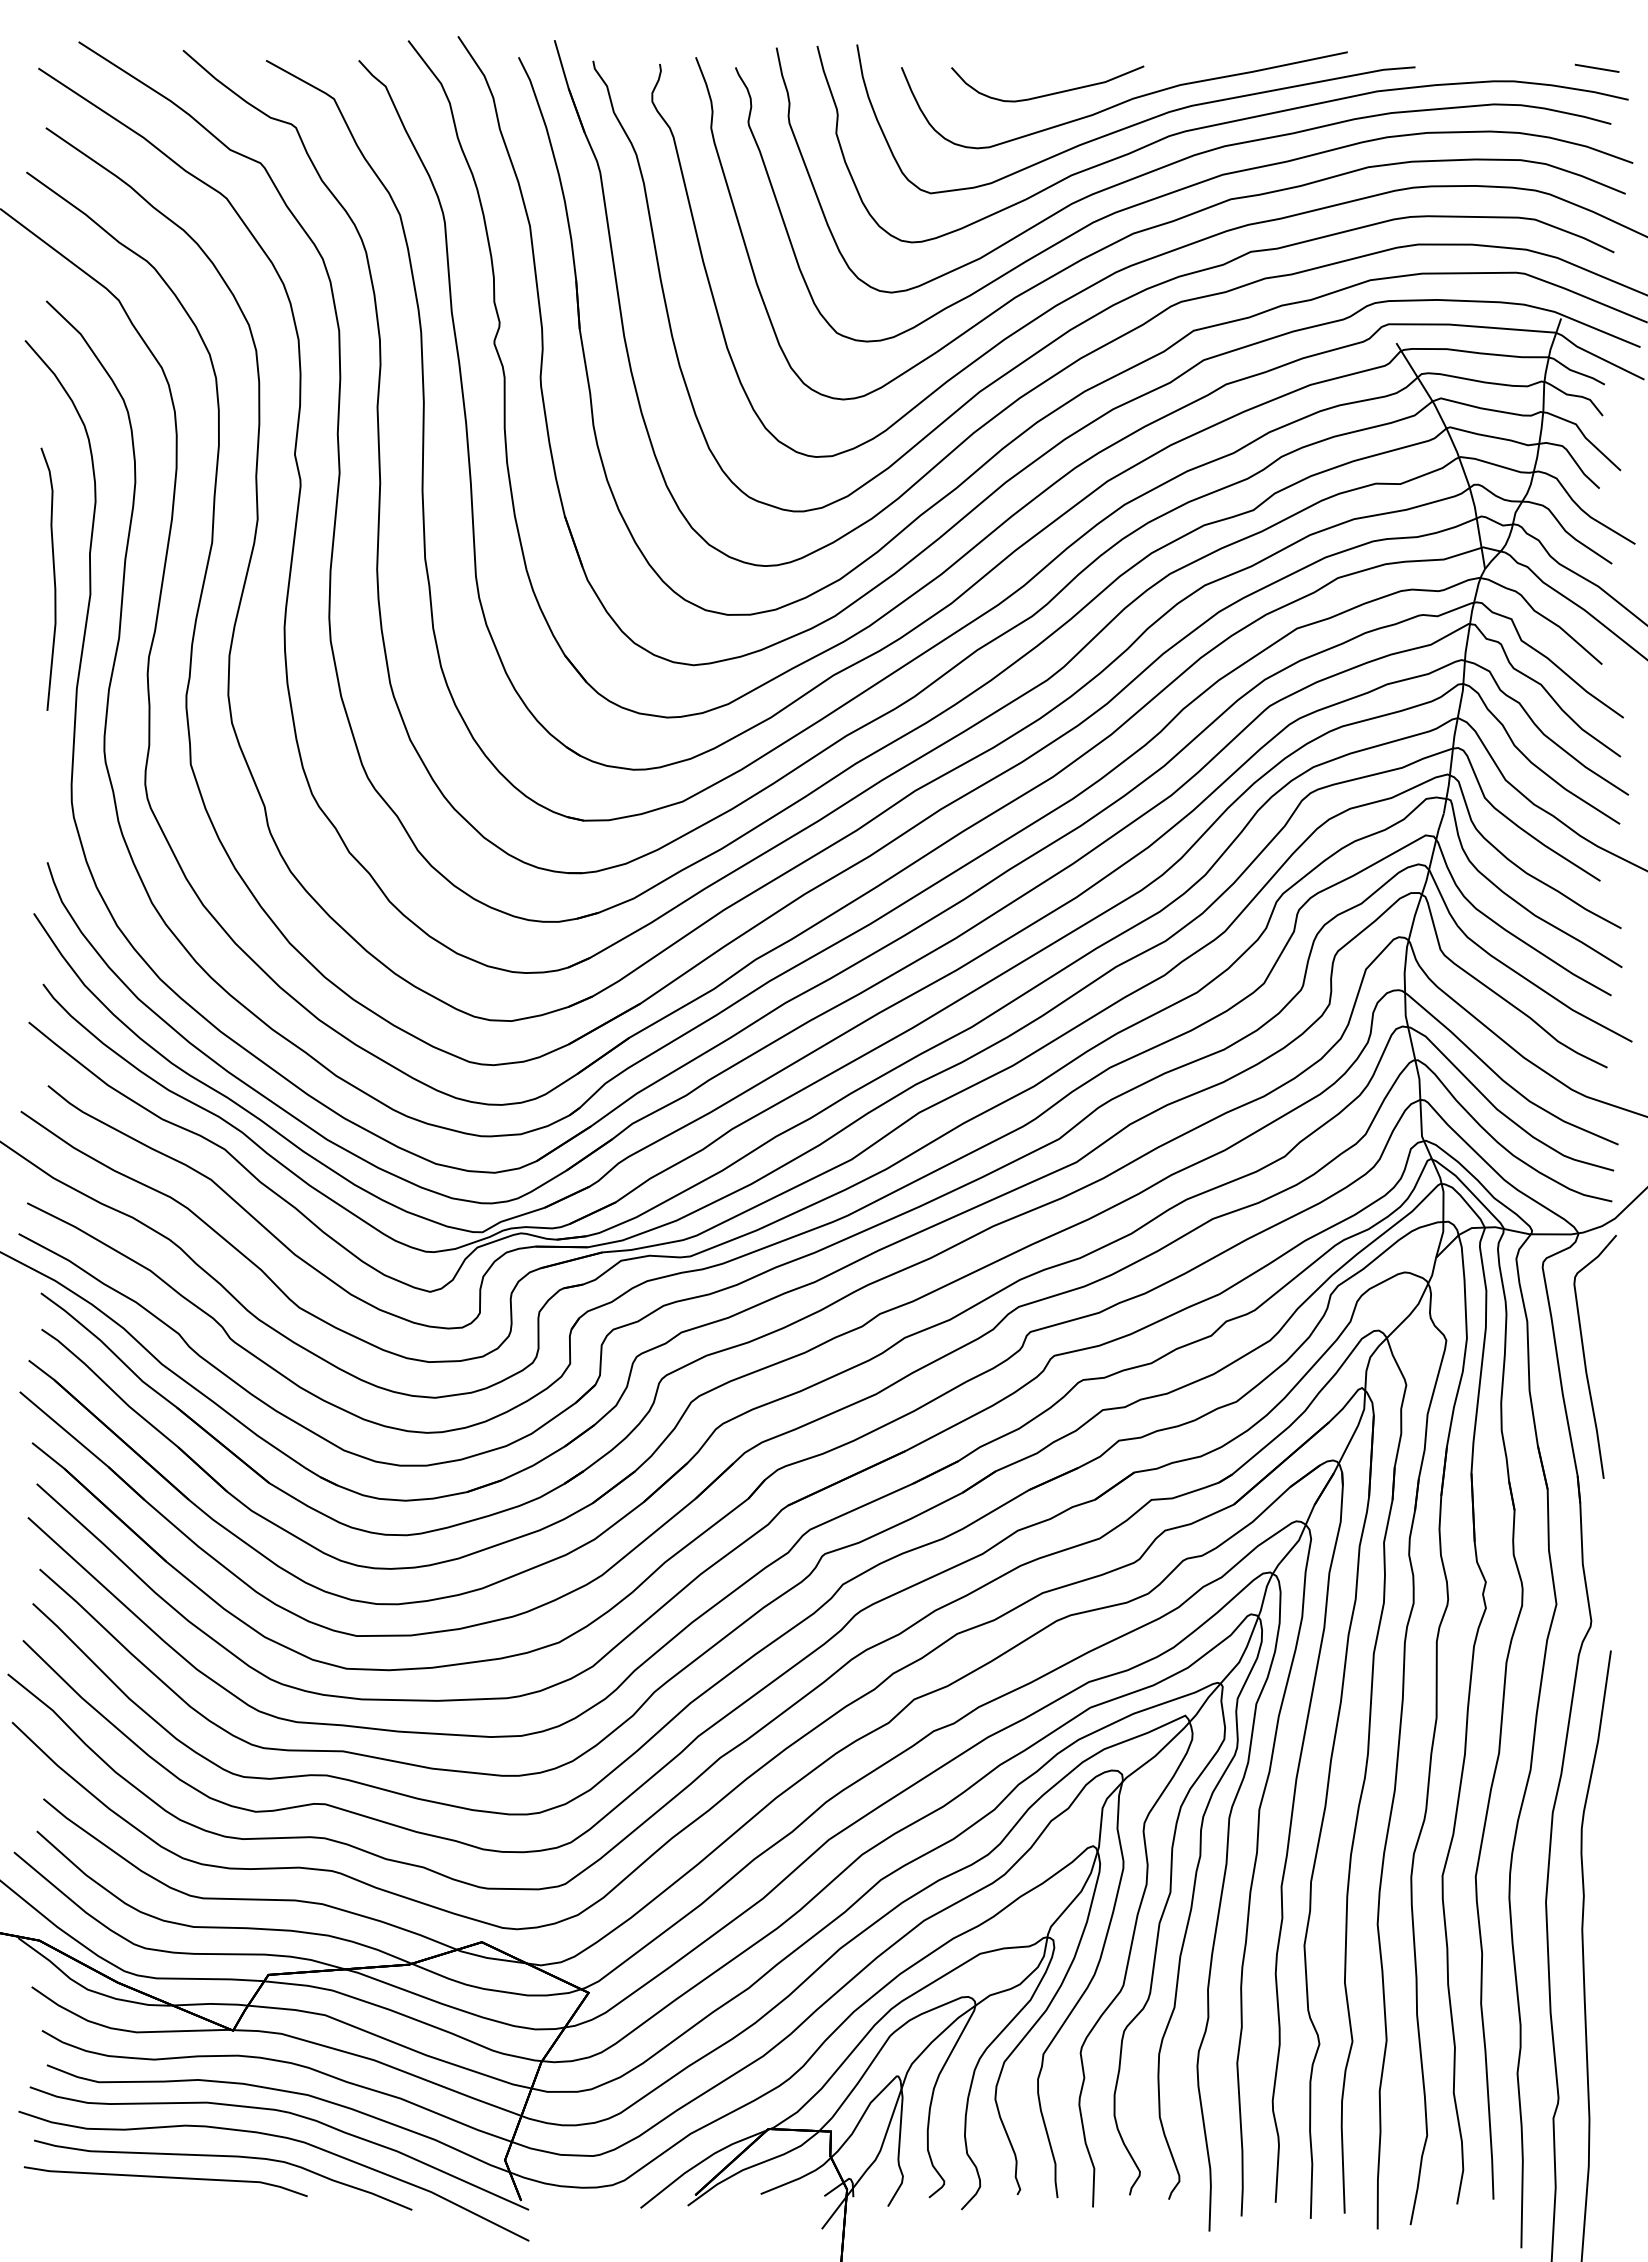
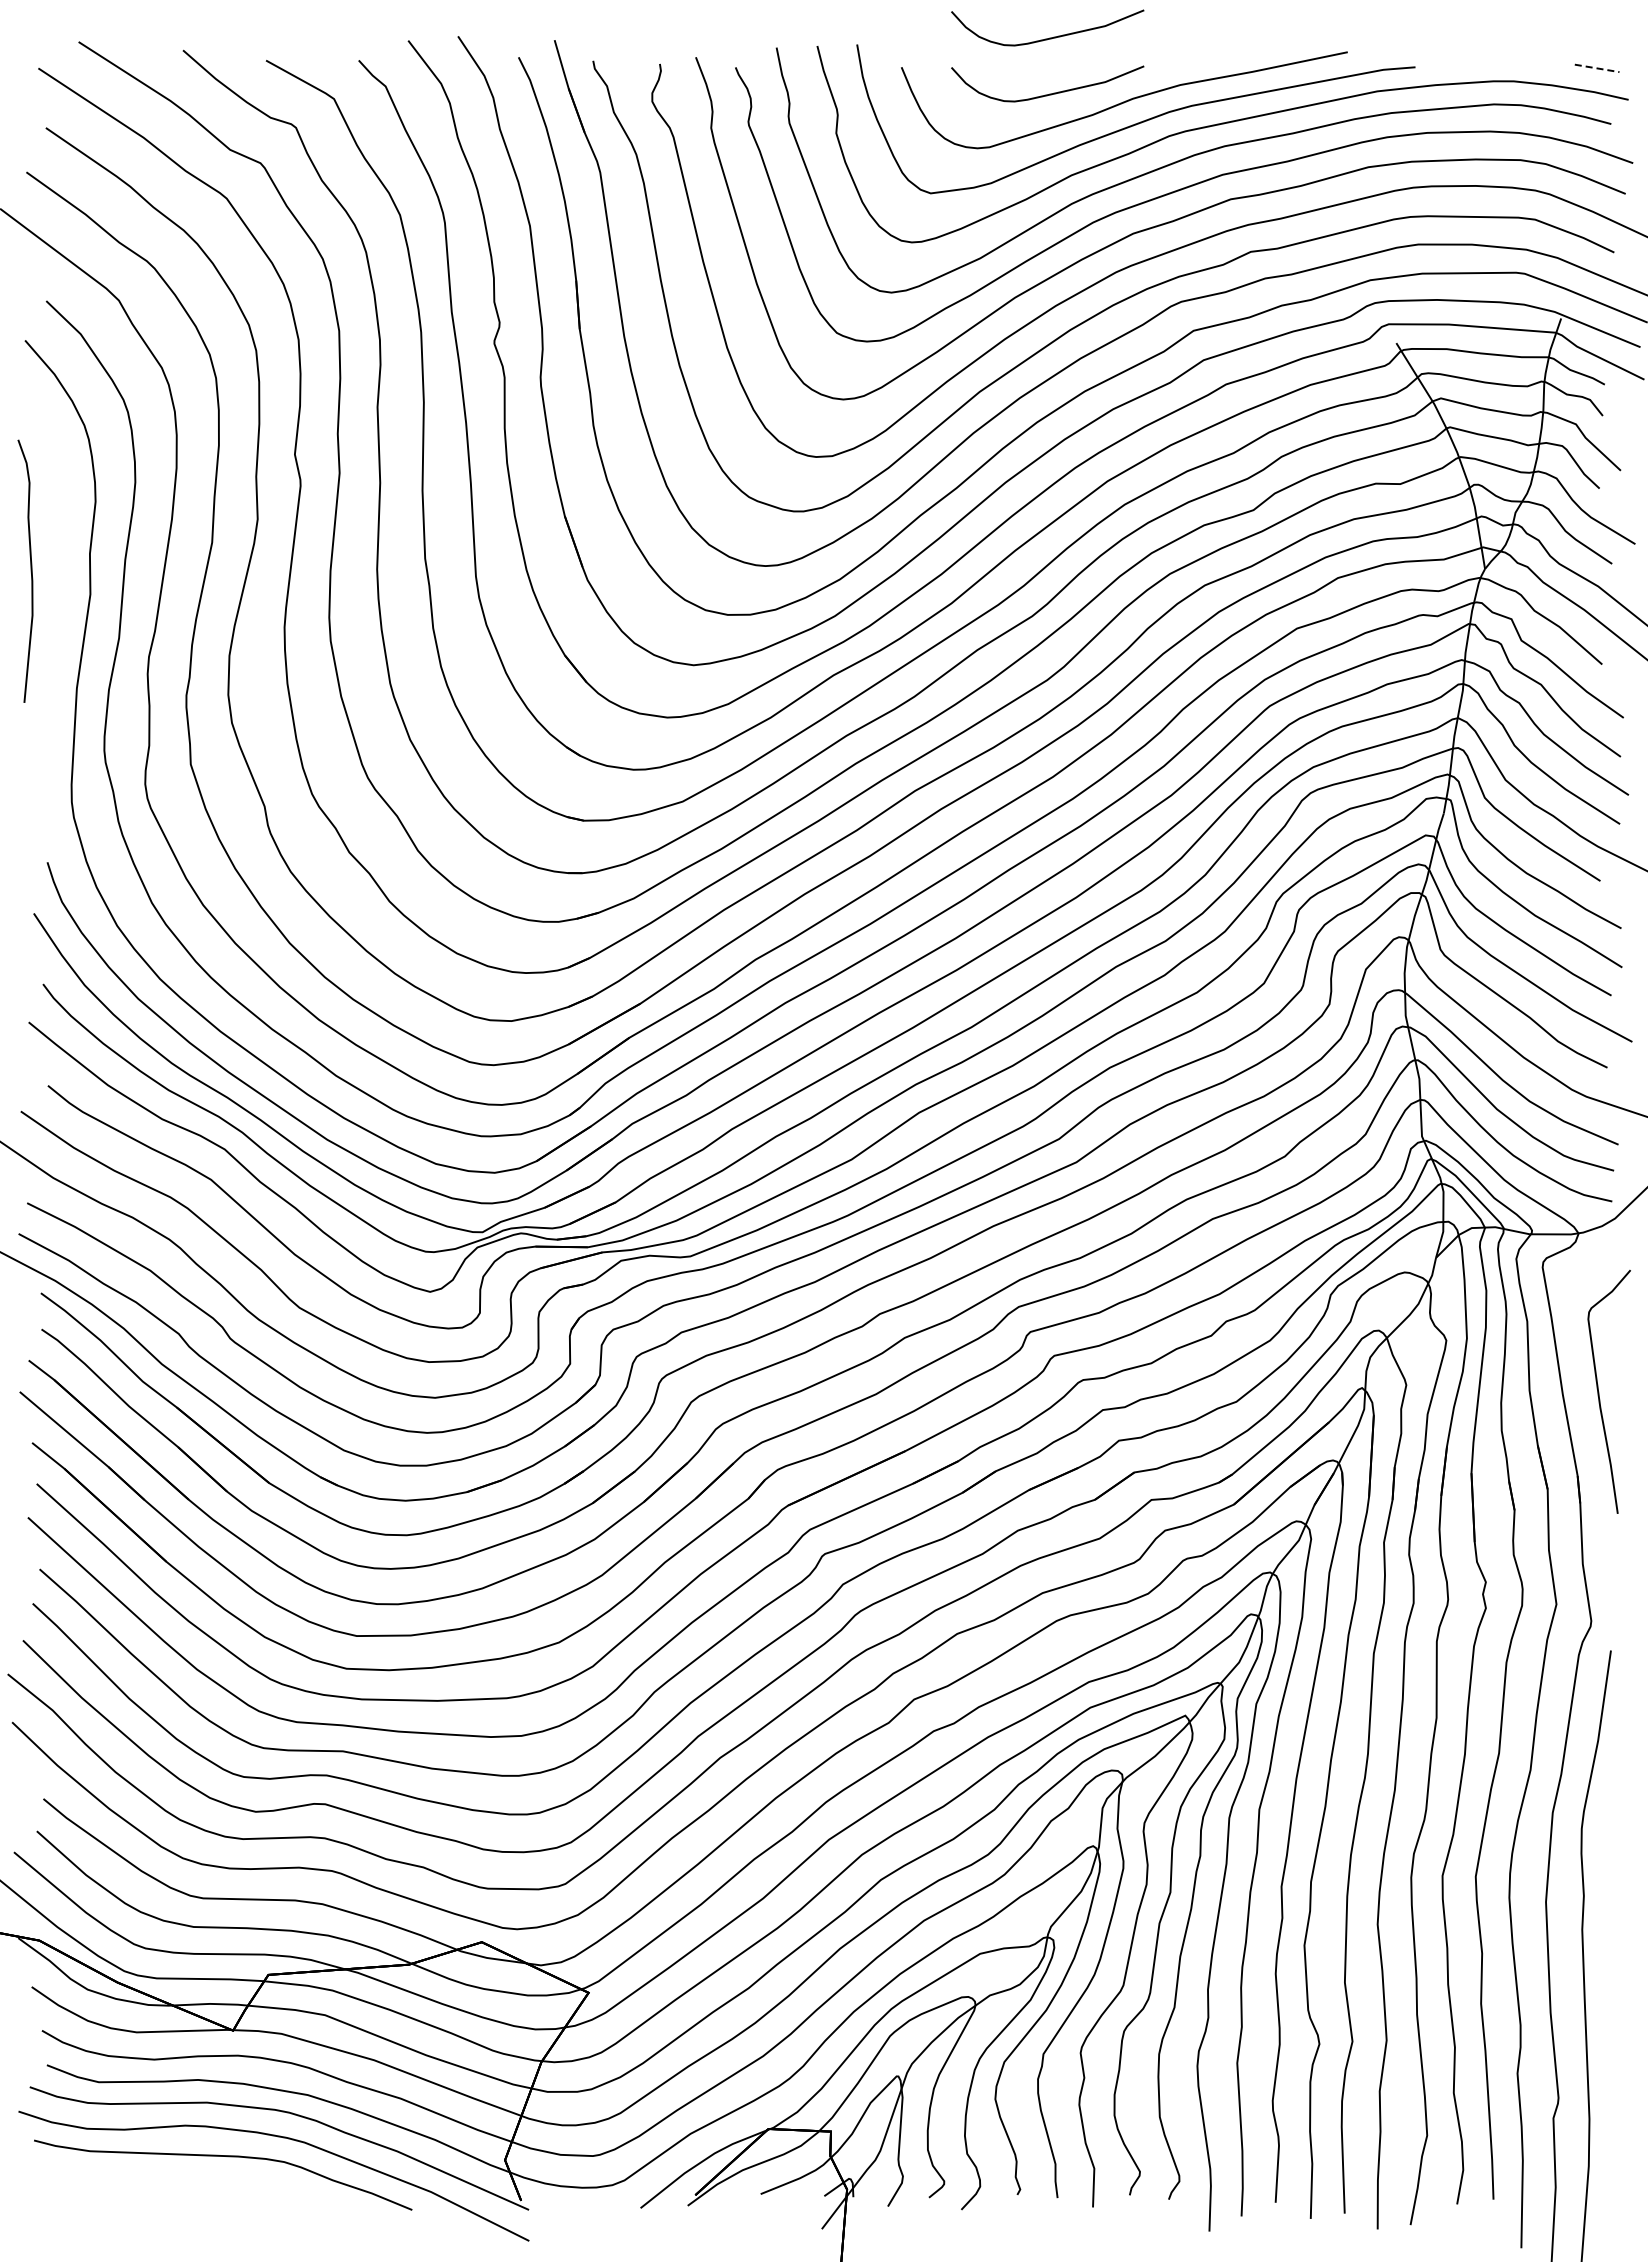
curve: none -> present (1049, 37)
line: solid -> dashed (1597, 68)
curve position: (53, 578) -> (30, 570) (30, 570)
curve position: (1585, 1357) -> (1599, 1392) (1599, 1392)
curve: present -> none (165, 2178)
